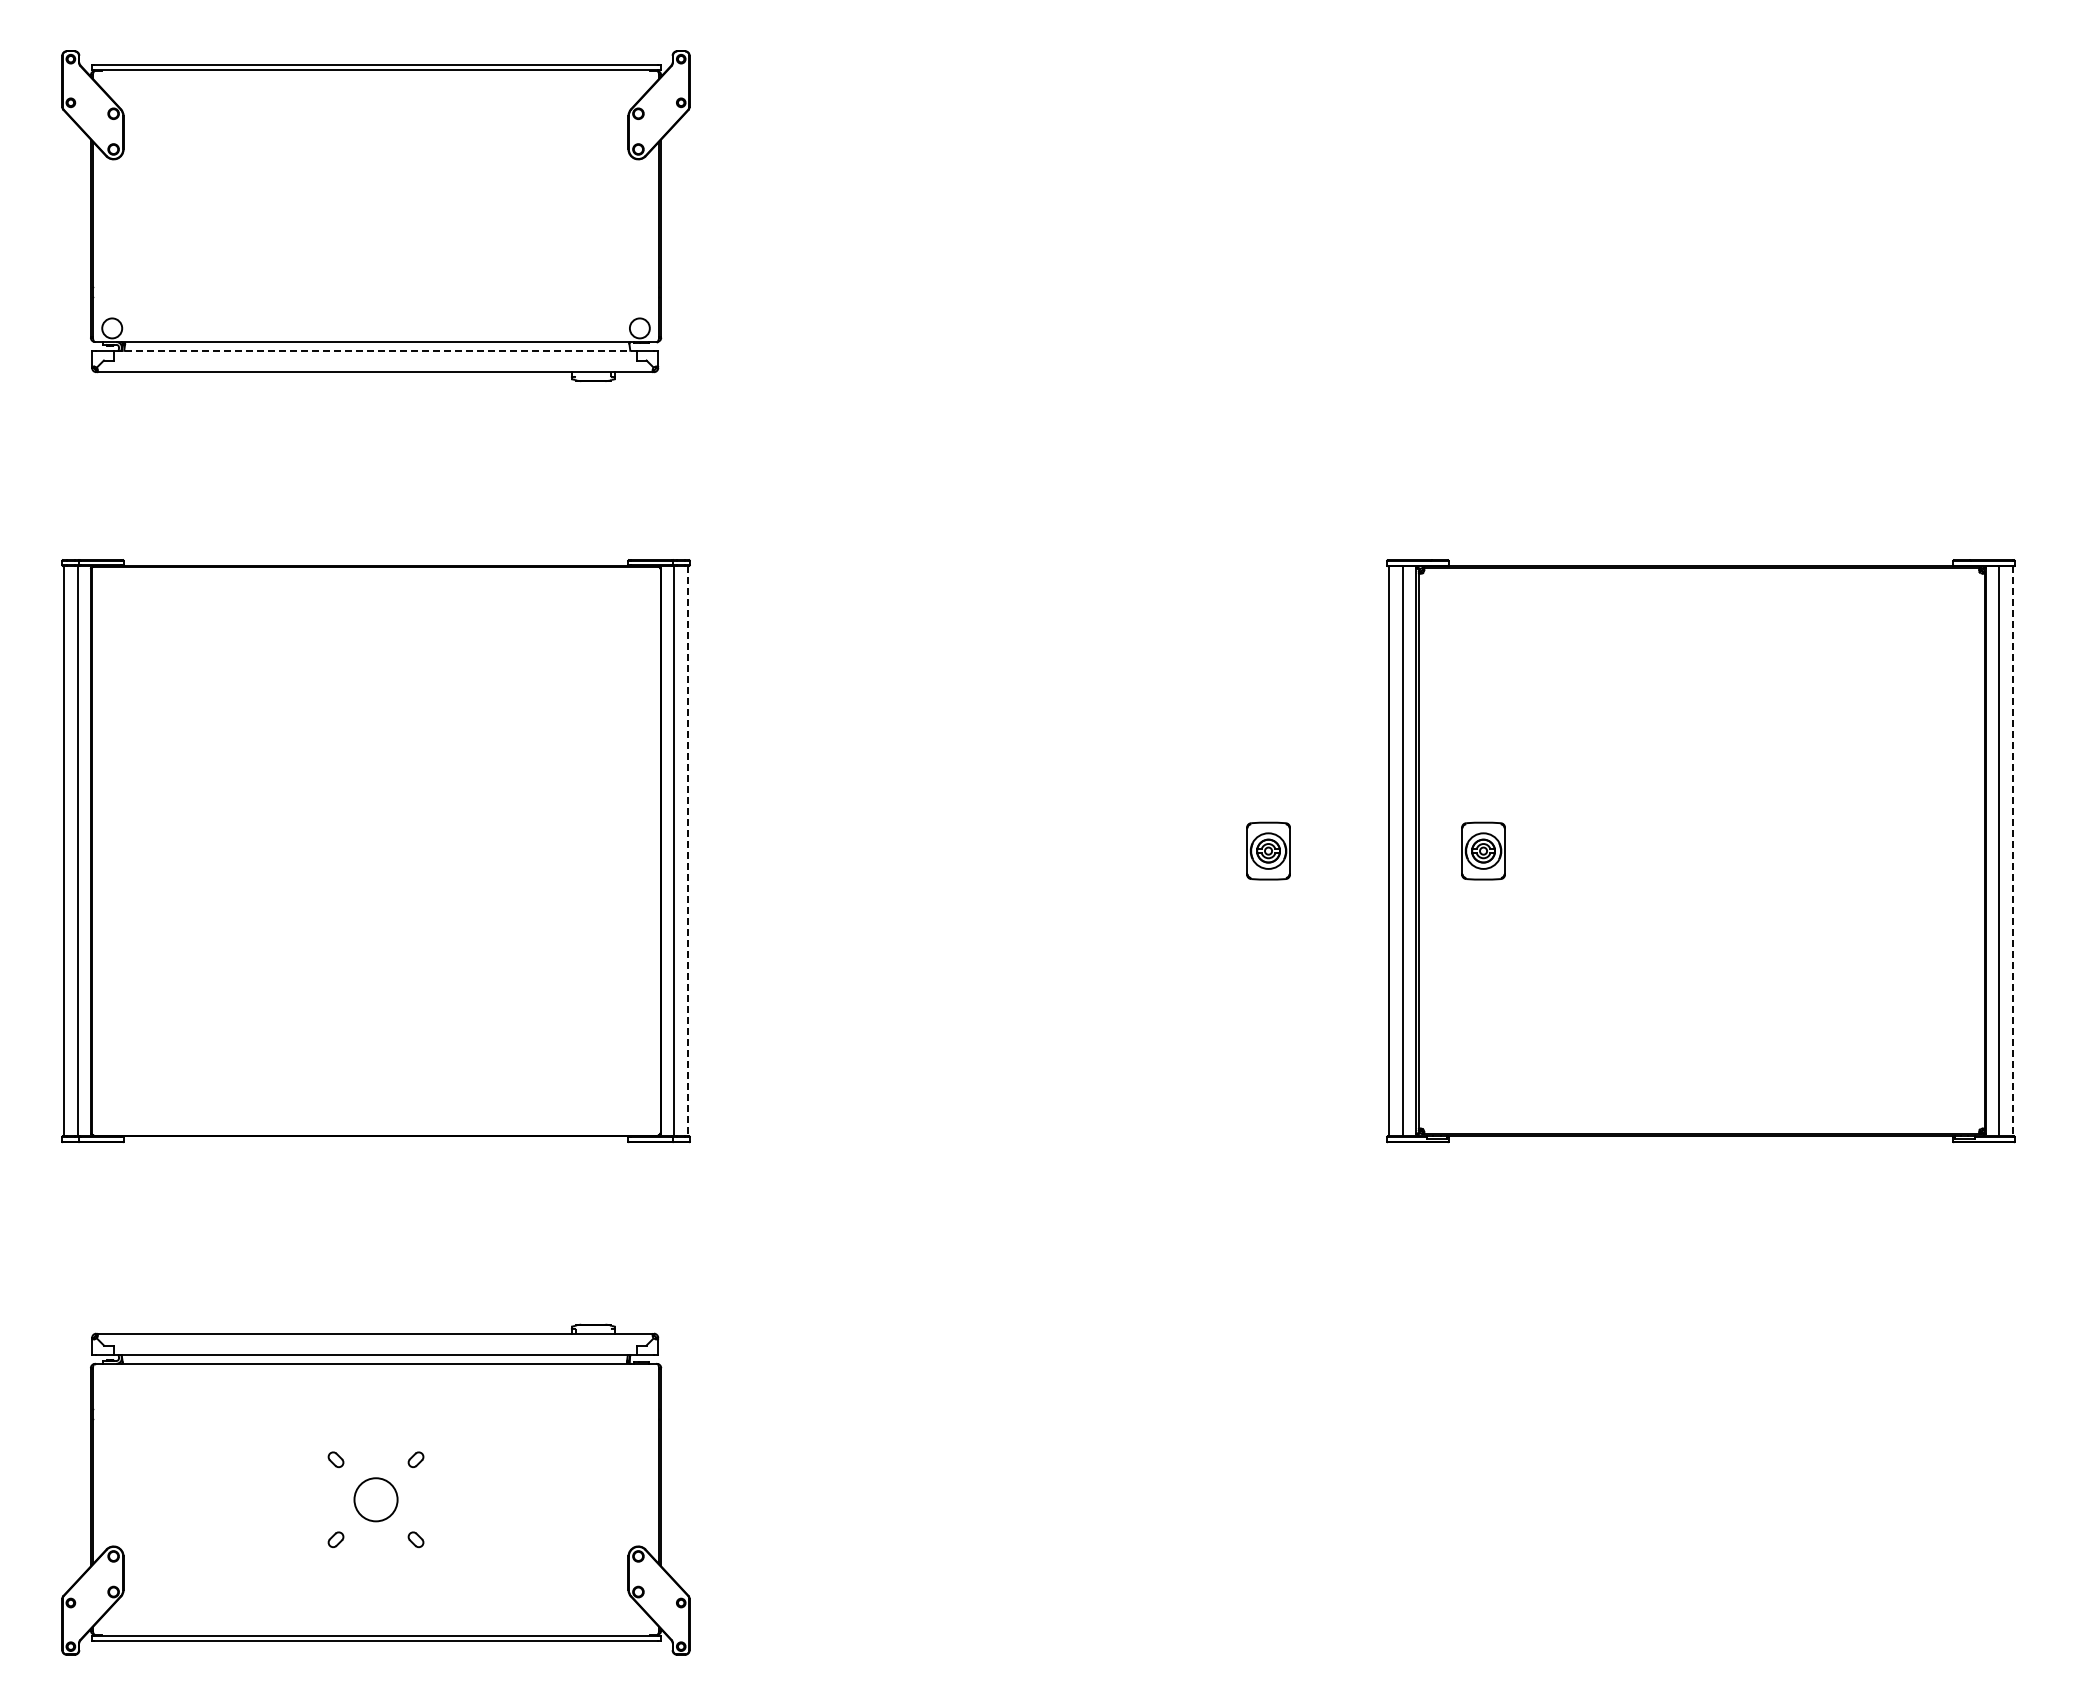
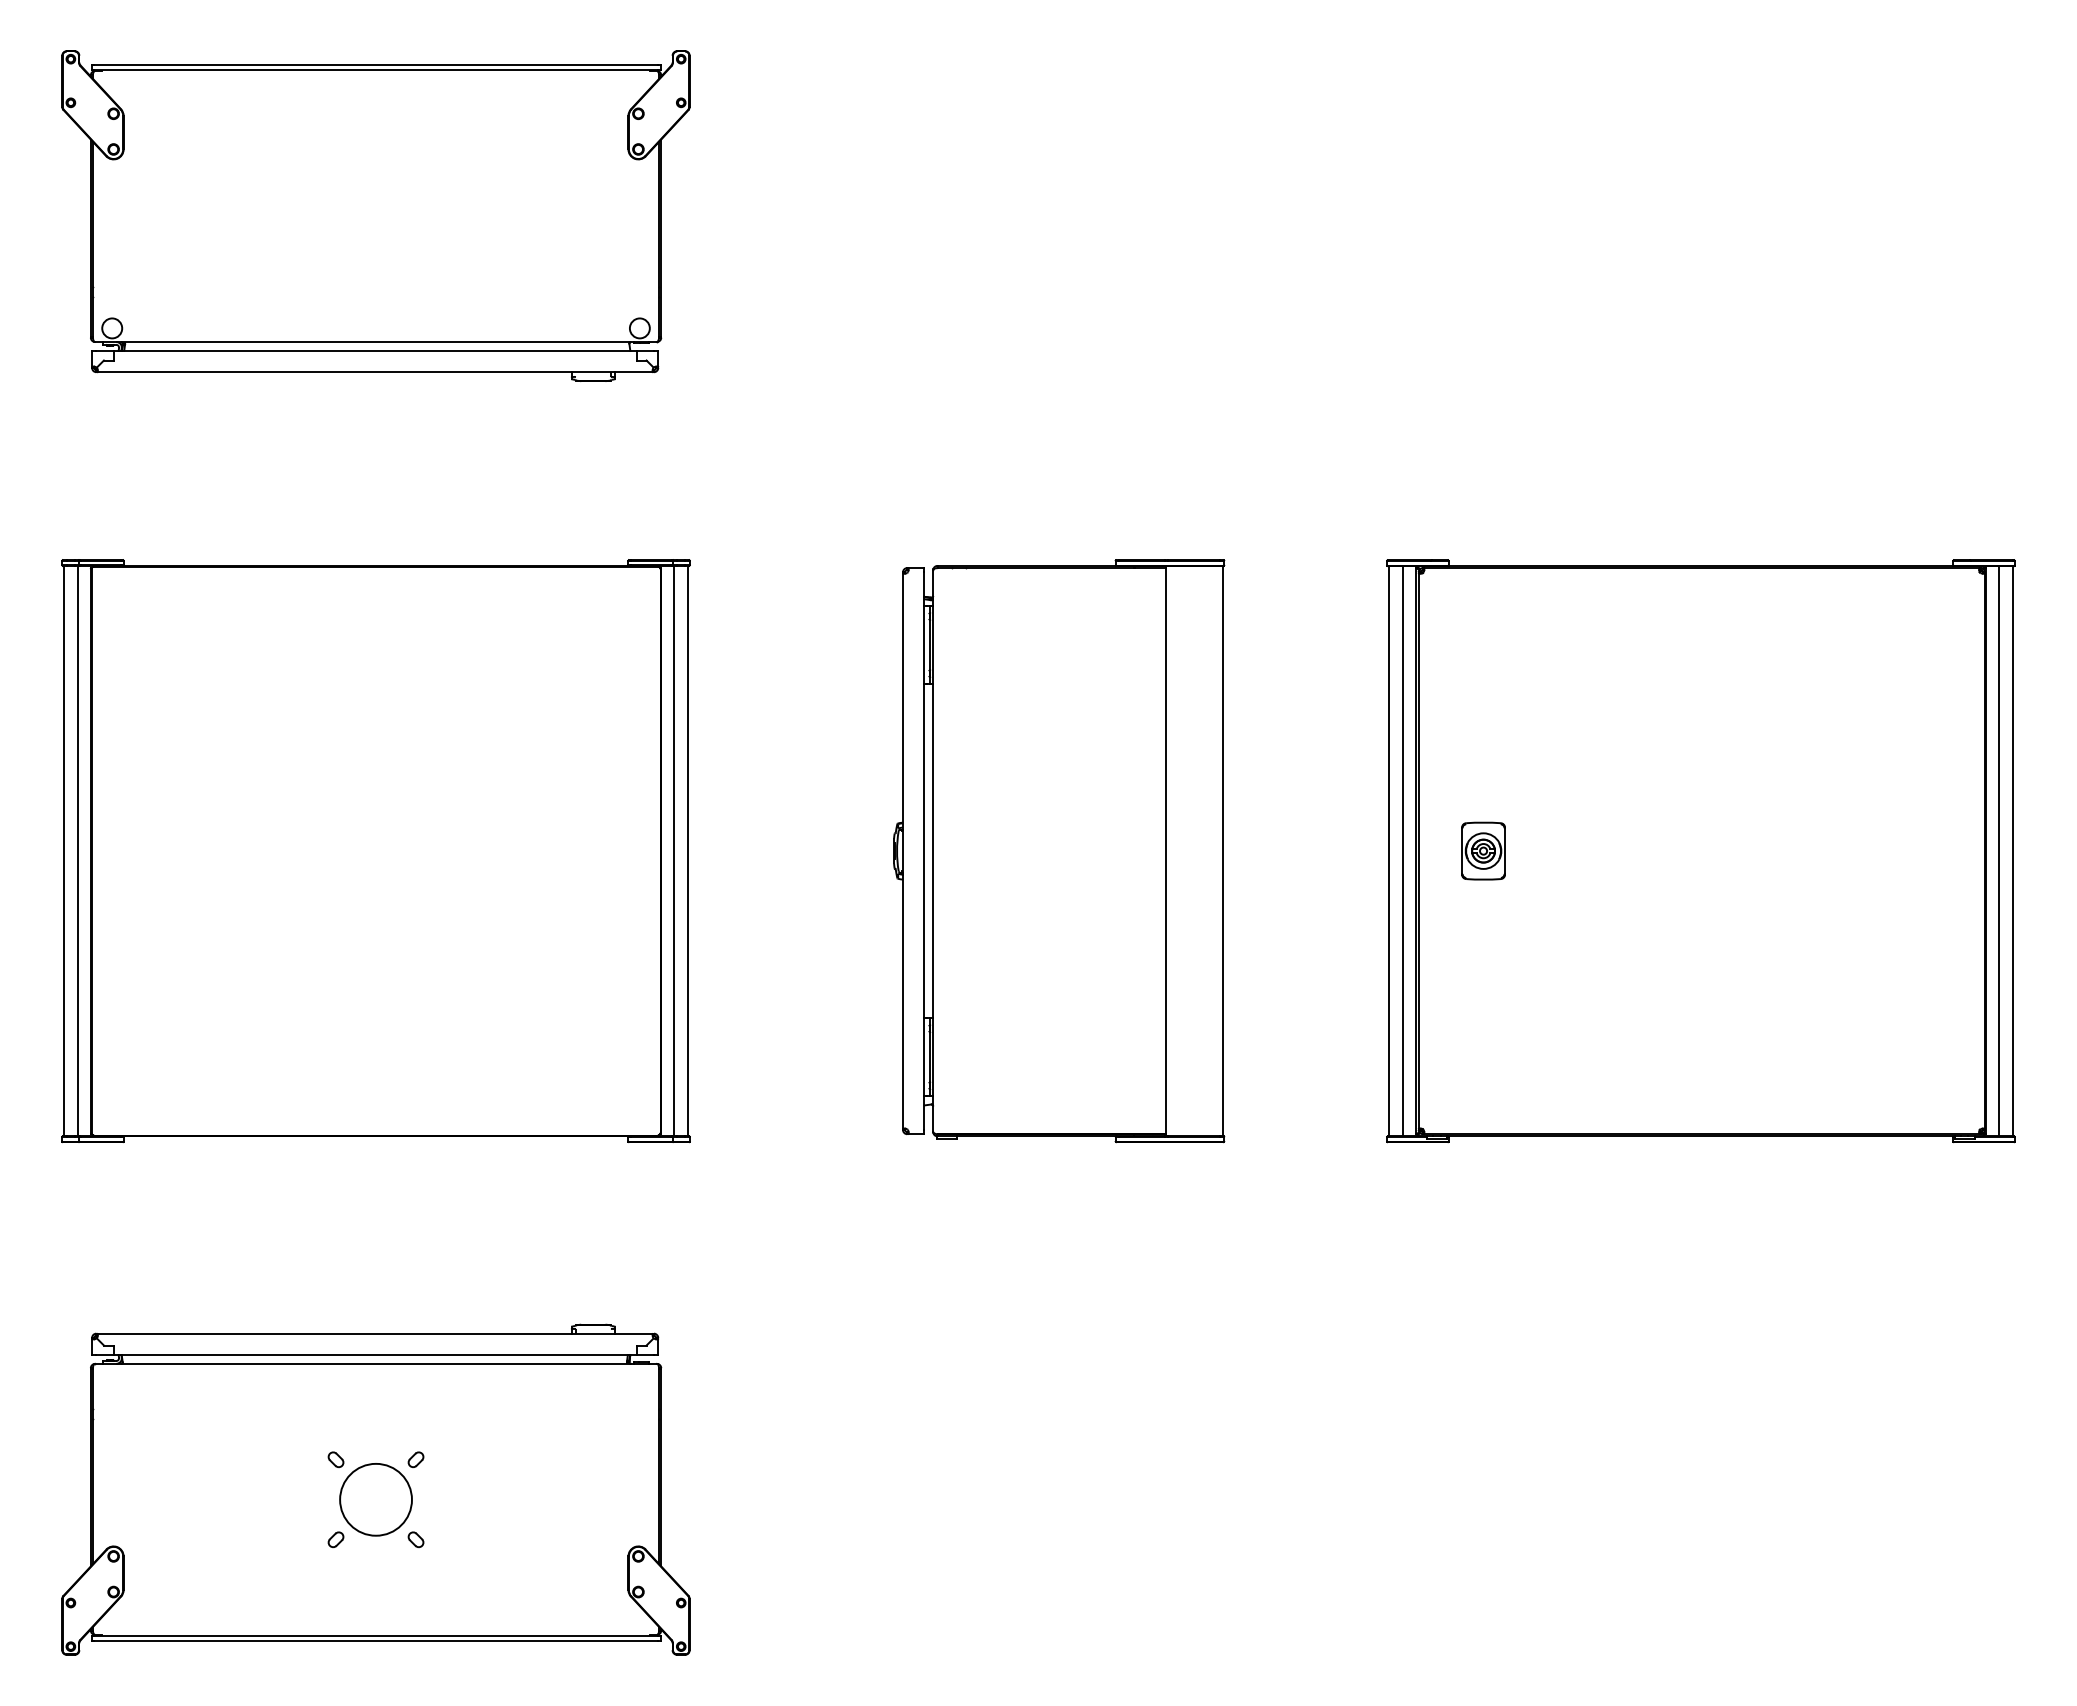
line: dashed -> solid (375, 350)
part: present -> none (1268, 850)
line: dashed -> solid (688, 851)
part: none -> present (1059, 851)
line: dashed -> solid (2013, 851)
circle diameter: 43 px -> 72 px (375, 1499)
